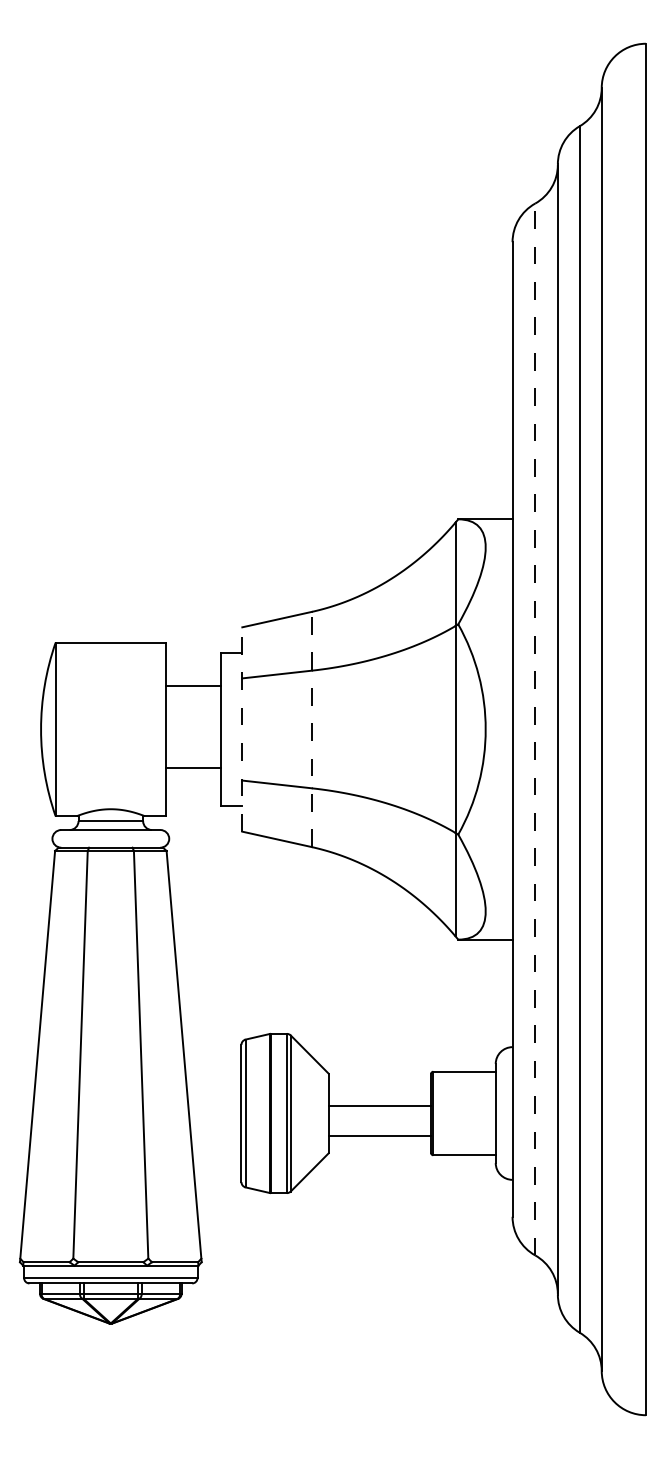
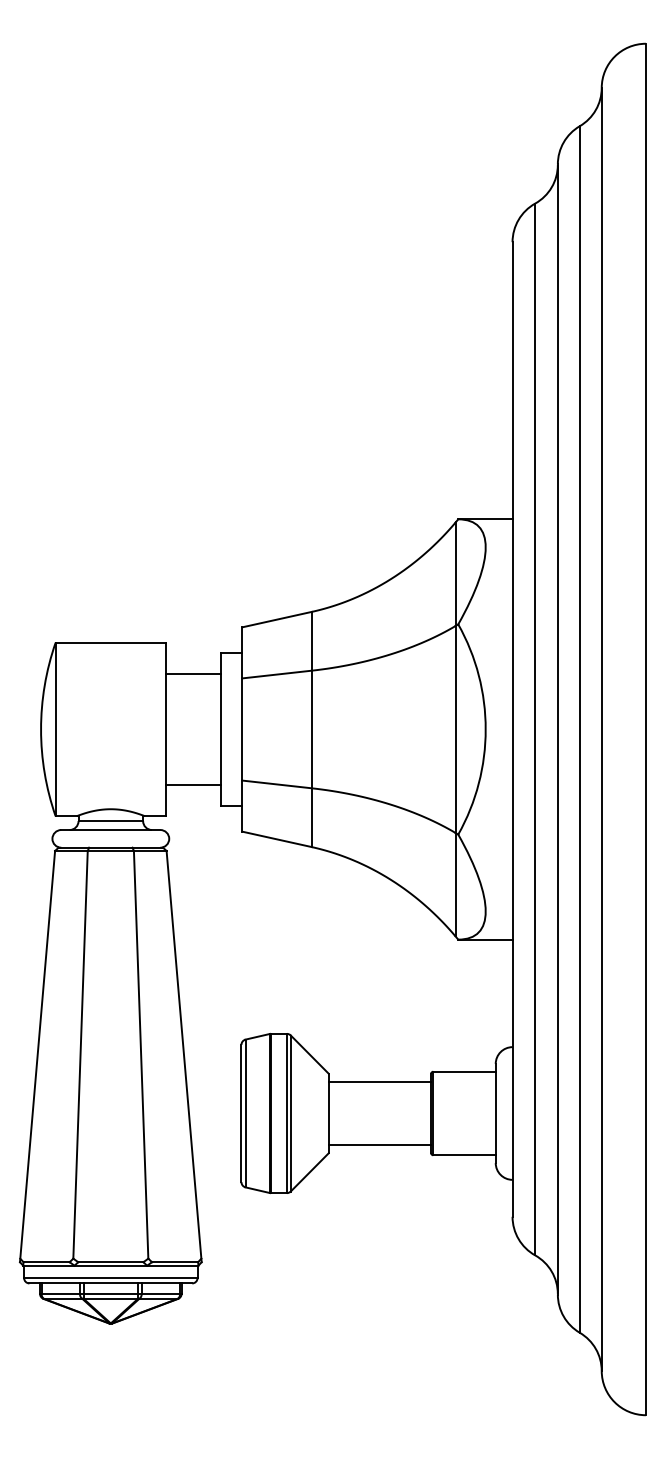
line position: (193, 686) -> (193, 674) (193, 674)
line: dashed -> solid (242, 729)
line: dashed -> solid (311, 729)
line: dashed -> solid (535, 729)
line position: (193, 767) -> (193, 784) (193, 784)
line position: (379, 1106) -> (379, 1082) (379, 1082)
line position: (379, 1135) -> (379, 1144) (379, 1144)
